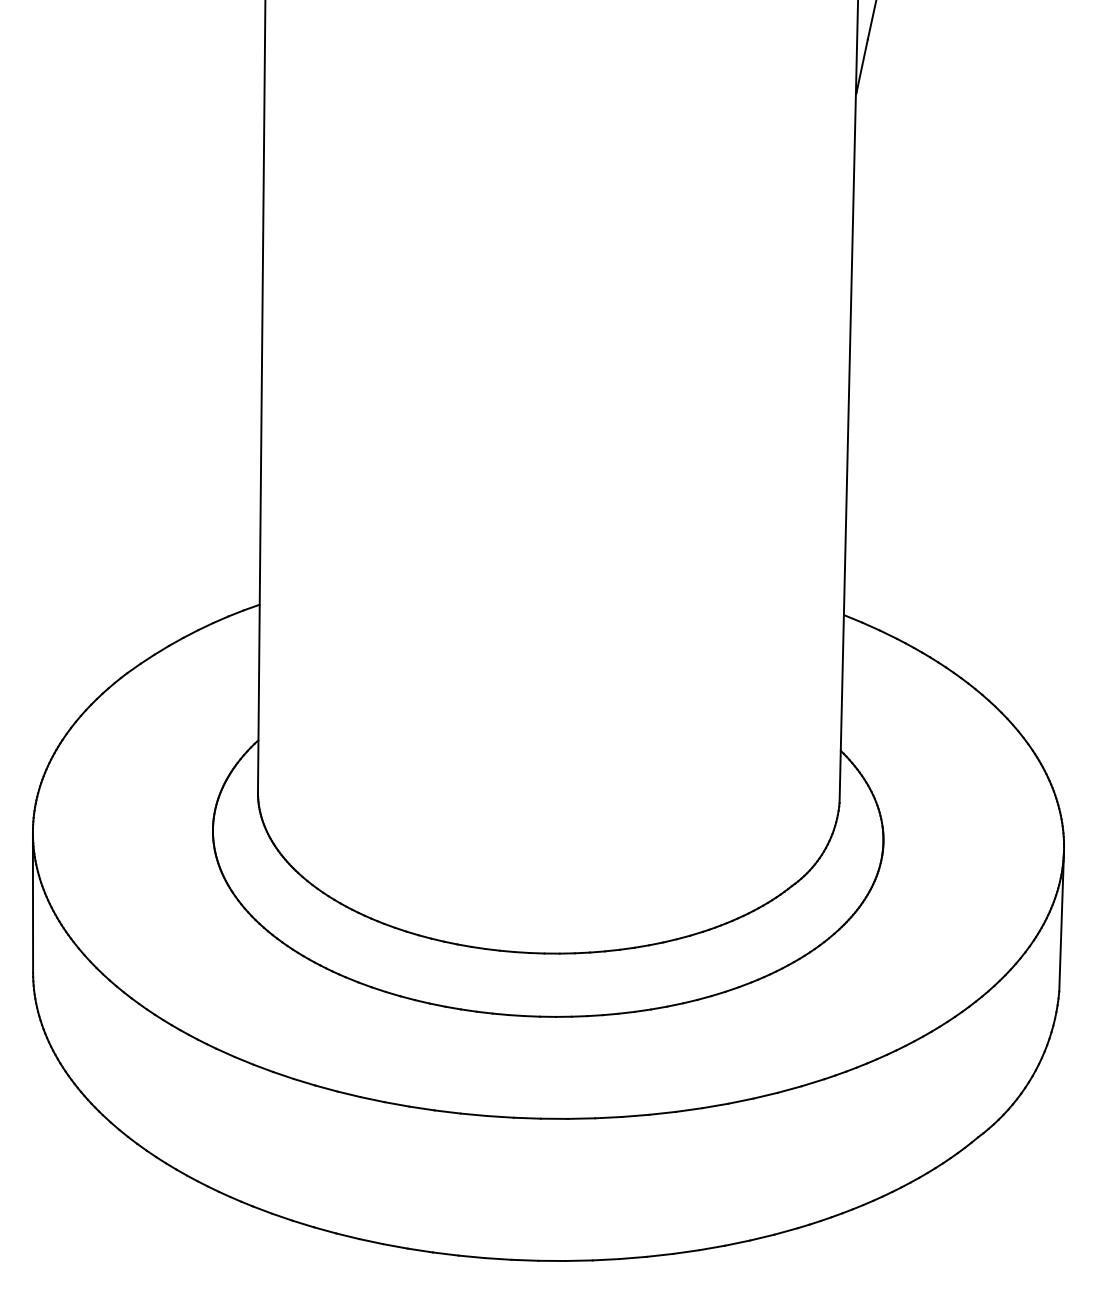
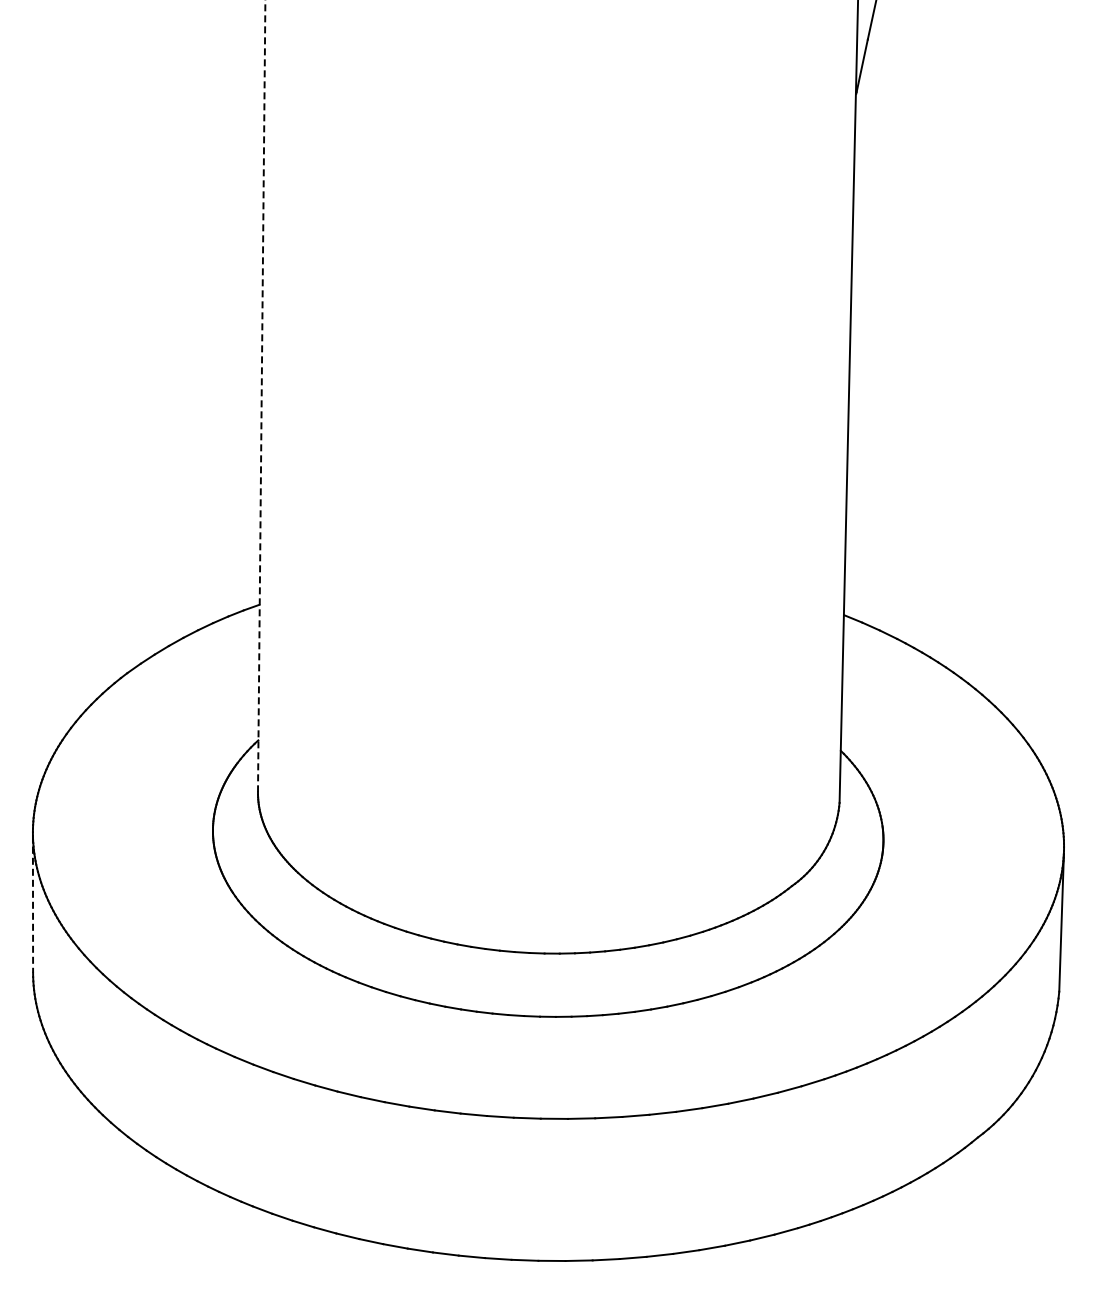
line: solid -> dashed (261, 396)
line: solid -> dashed (33, 904)
